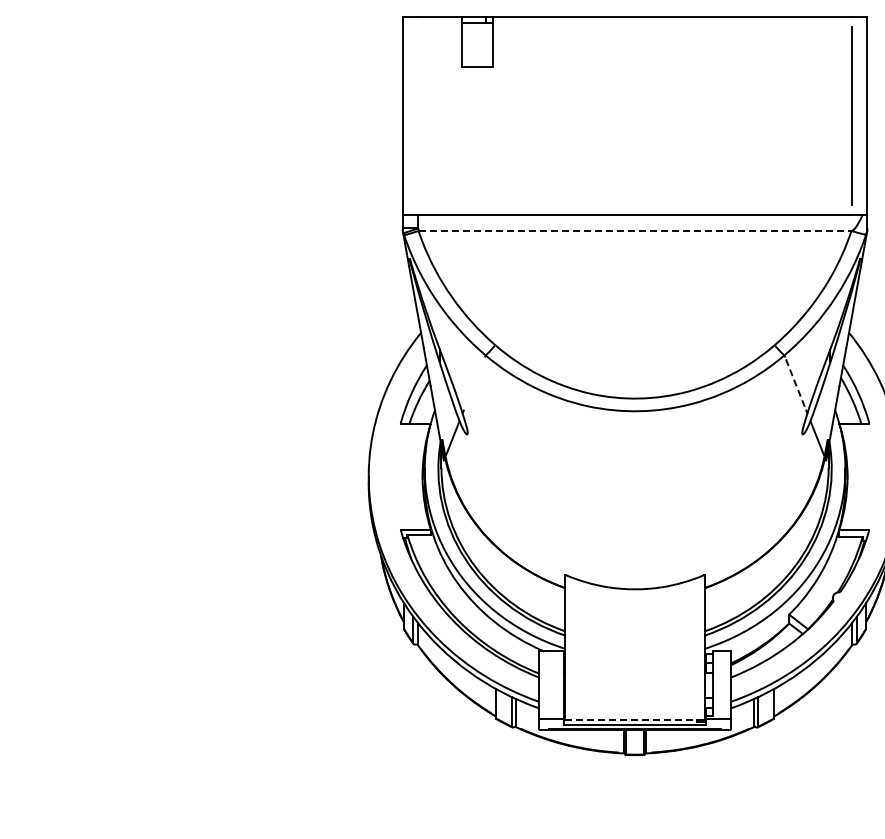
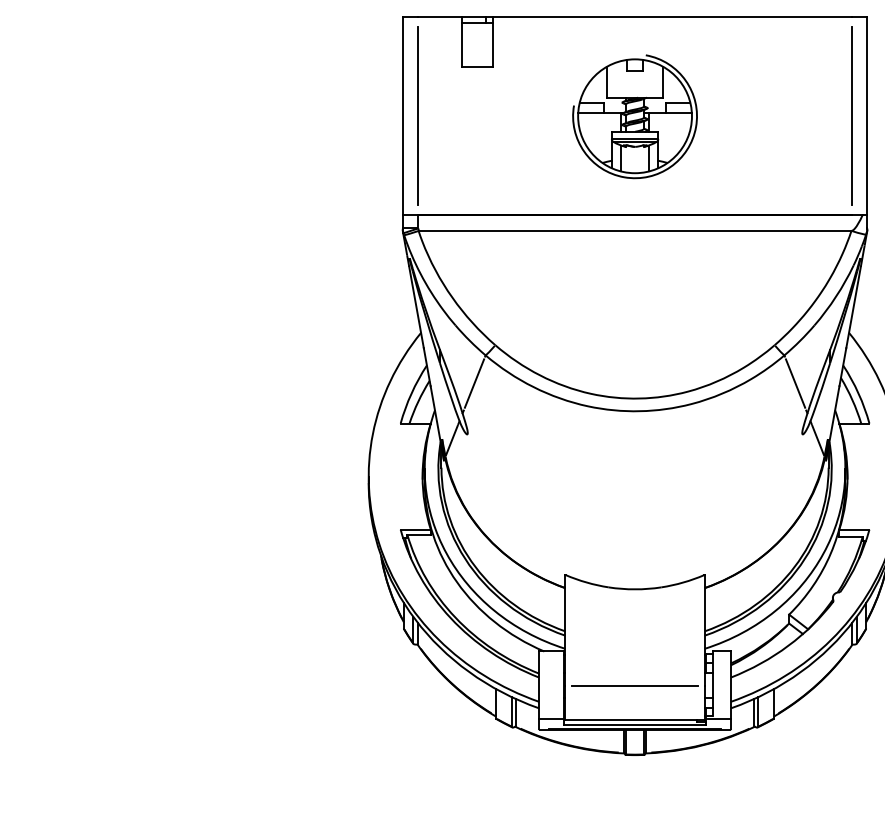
line: none -> present (418, 116)
part: none -> present (634, 116)
line: dashed -> solid (635, 230)
line: none -> present (474, 383)
line: dashed -> solid (795, 384)
line: none -> present (634, 685)
line: dashed -> solid (635, 719)
